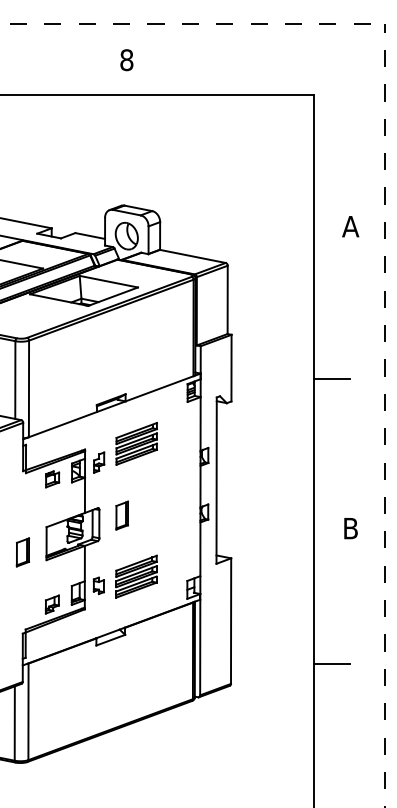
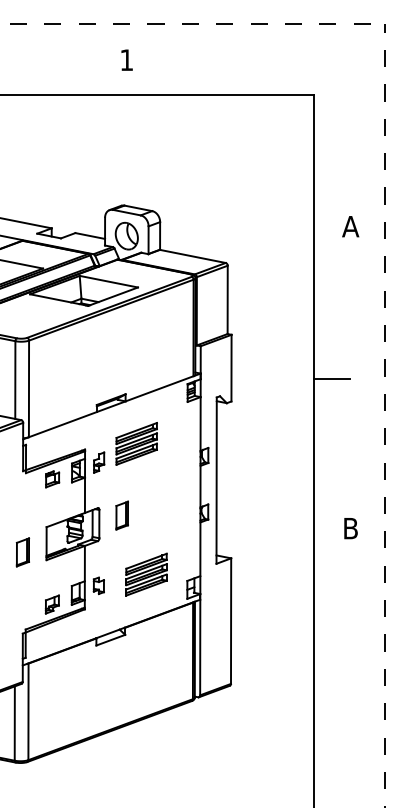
text: 8 -> 1 (126, 60)
part position: (136, 576) -> (146, 574) (146, 574)
line: present -> none (331, 663)
